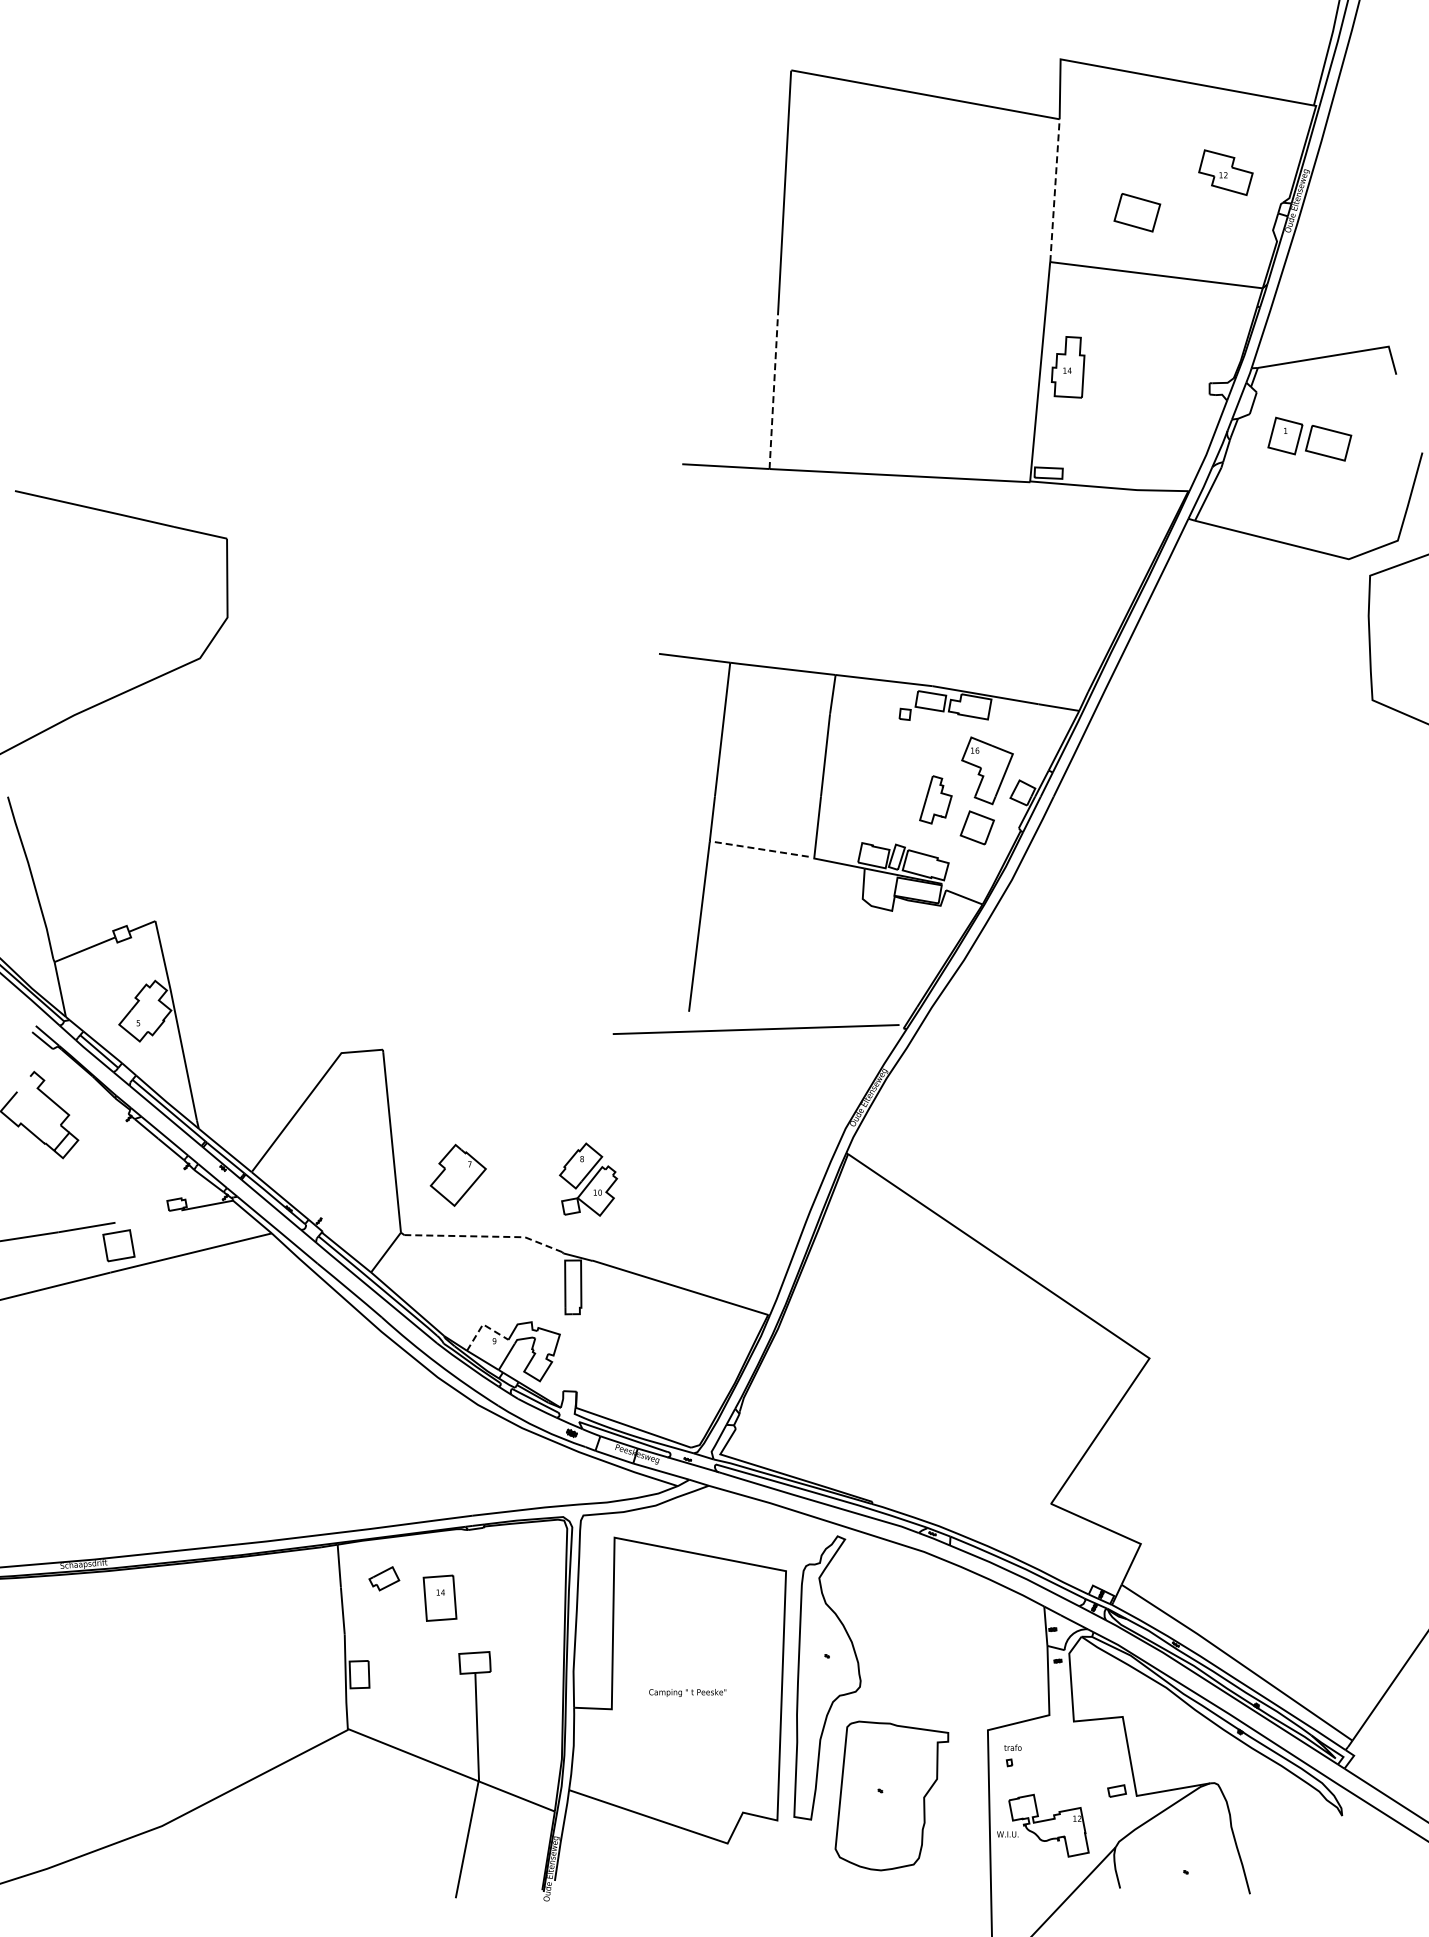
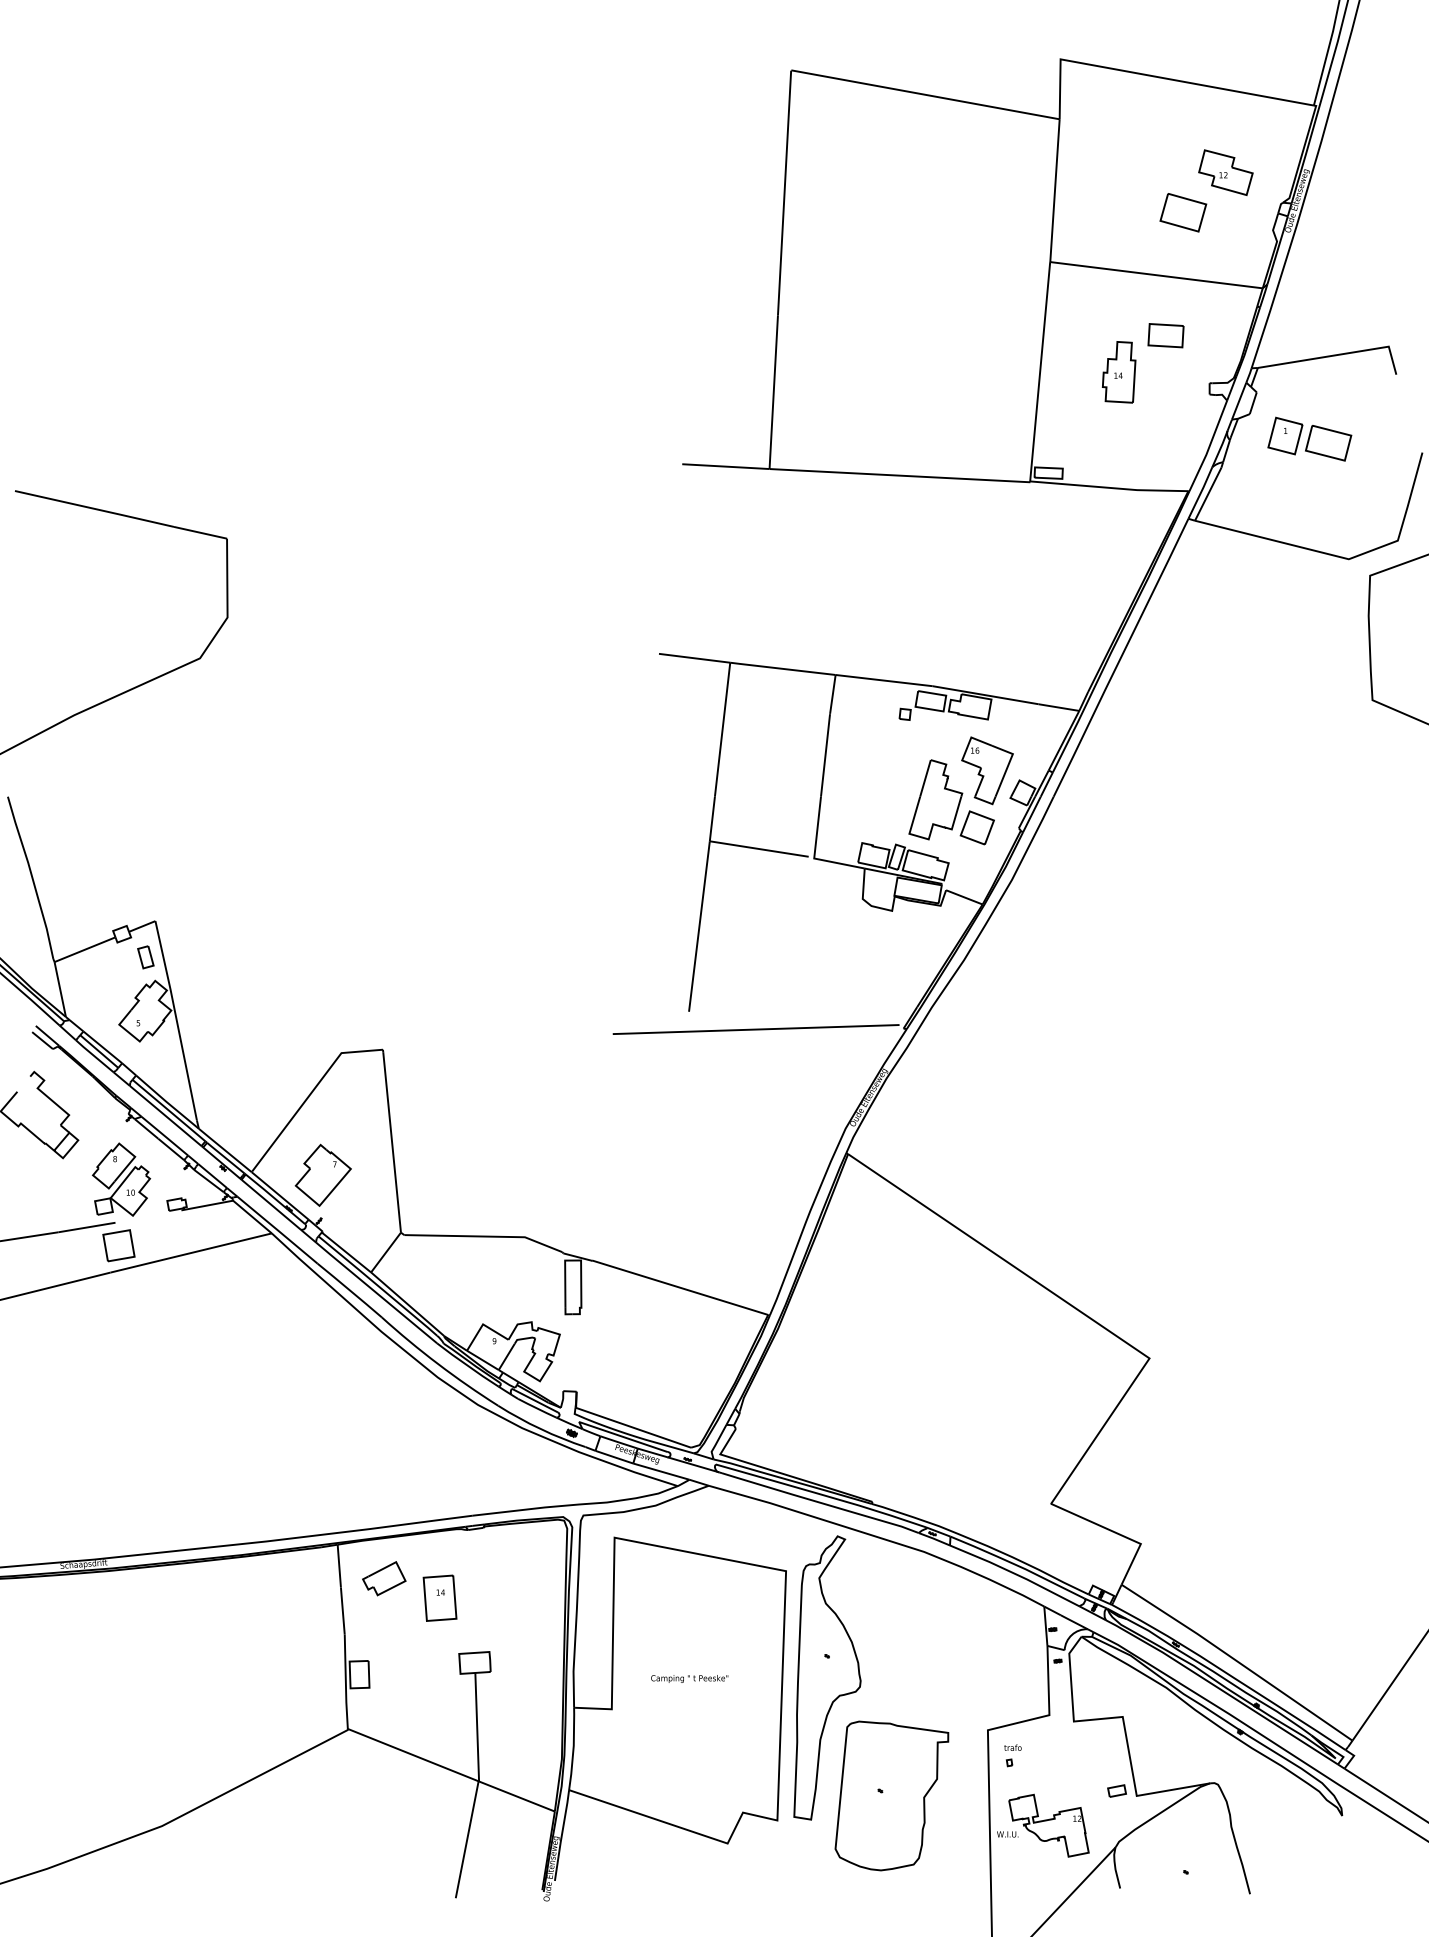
line: dashed -> solid (1054, 190)
part position: (1137, 212) -> (1183, 212) (1183, 212)
part: none -> present (1165, 335)
part position: (1067, 367) -> (1118, 372) (1118, 372)
line: dashed -> solid (773, 392)
part size: 34x50 px -> 56x82 px (935, 799)
line: dashed -> solid (758, 848)
part: none -> present (145, 957)
part position: (457, 1174) -> (322, 1174) (322, 1174)
part position: (588, 1179) -> (121, 1179) (121, 1179)
line: dashed -> solid (485, 1236)
line: dashed -> solid (483, 1324)
part size: 33x26 px -> 45x36 px (384, 1578)
text position: (687, 1692) -> (689, 1678) (689, 1678)
